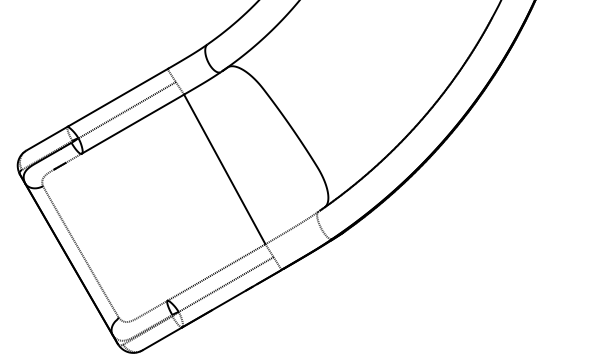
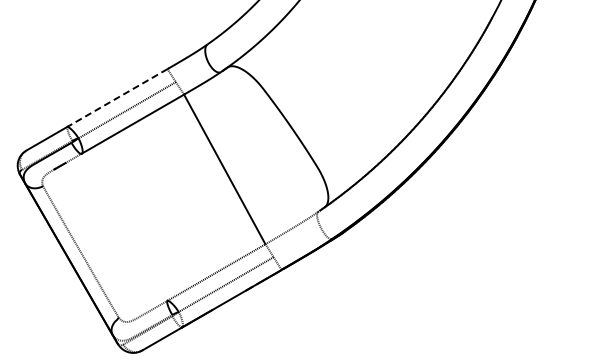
line: solid -> dashed (118, 97)
